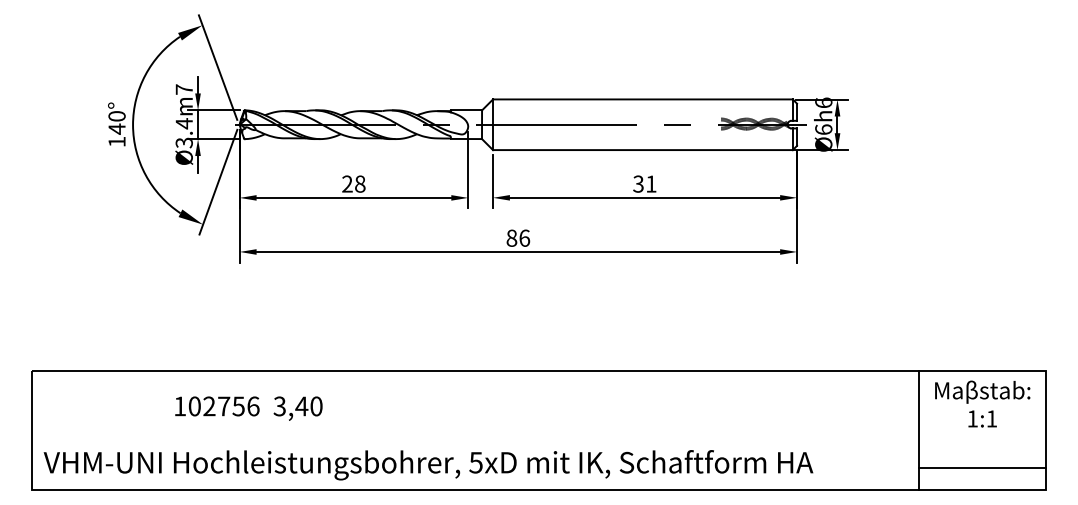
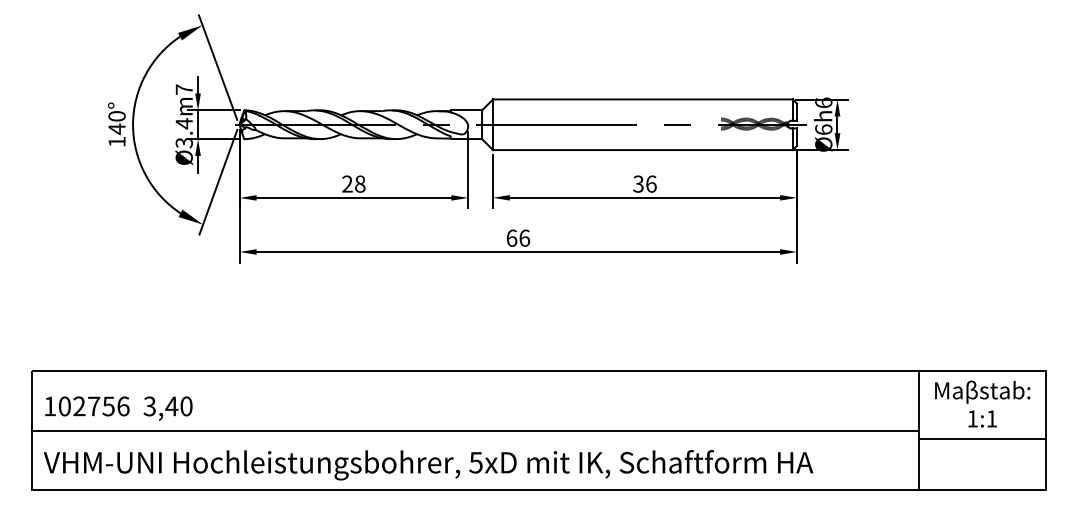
text: 31 -> 36 (651, 183)
text: 86 -> 66 (511, 237)
text position: (248, 408) -> (118, 408) (118, 408)
line: none -> present (475, 430)
line position: (981, 467) -> (981, 438) (981, 438)
